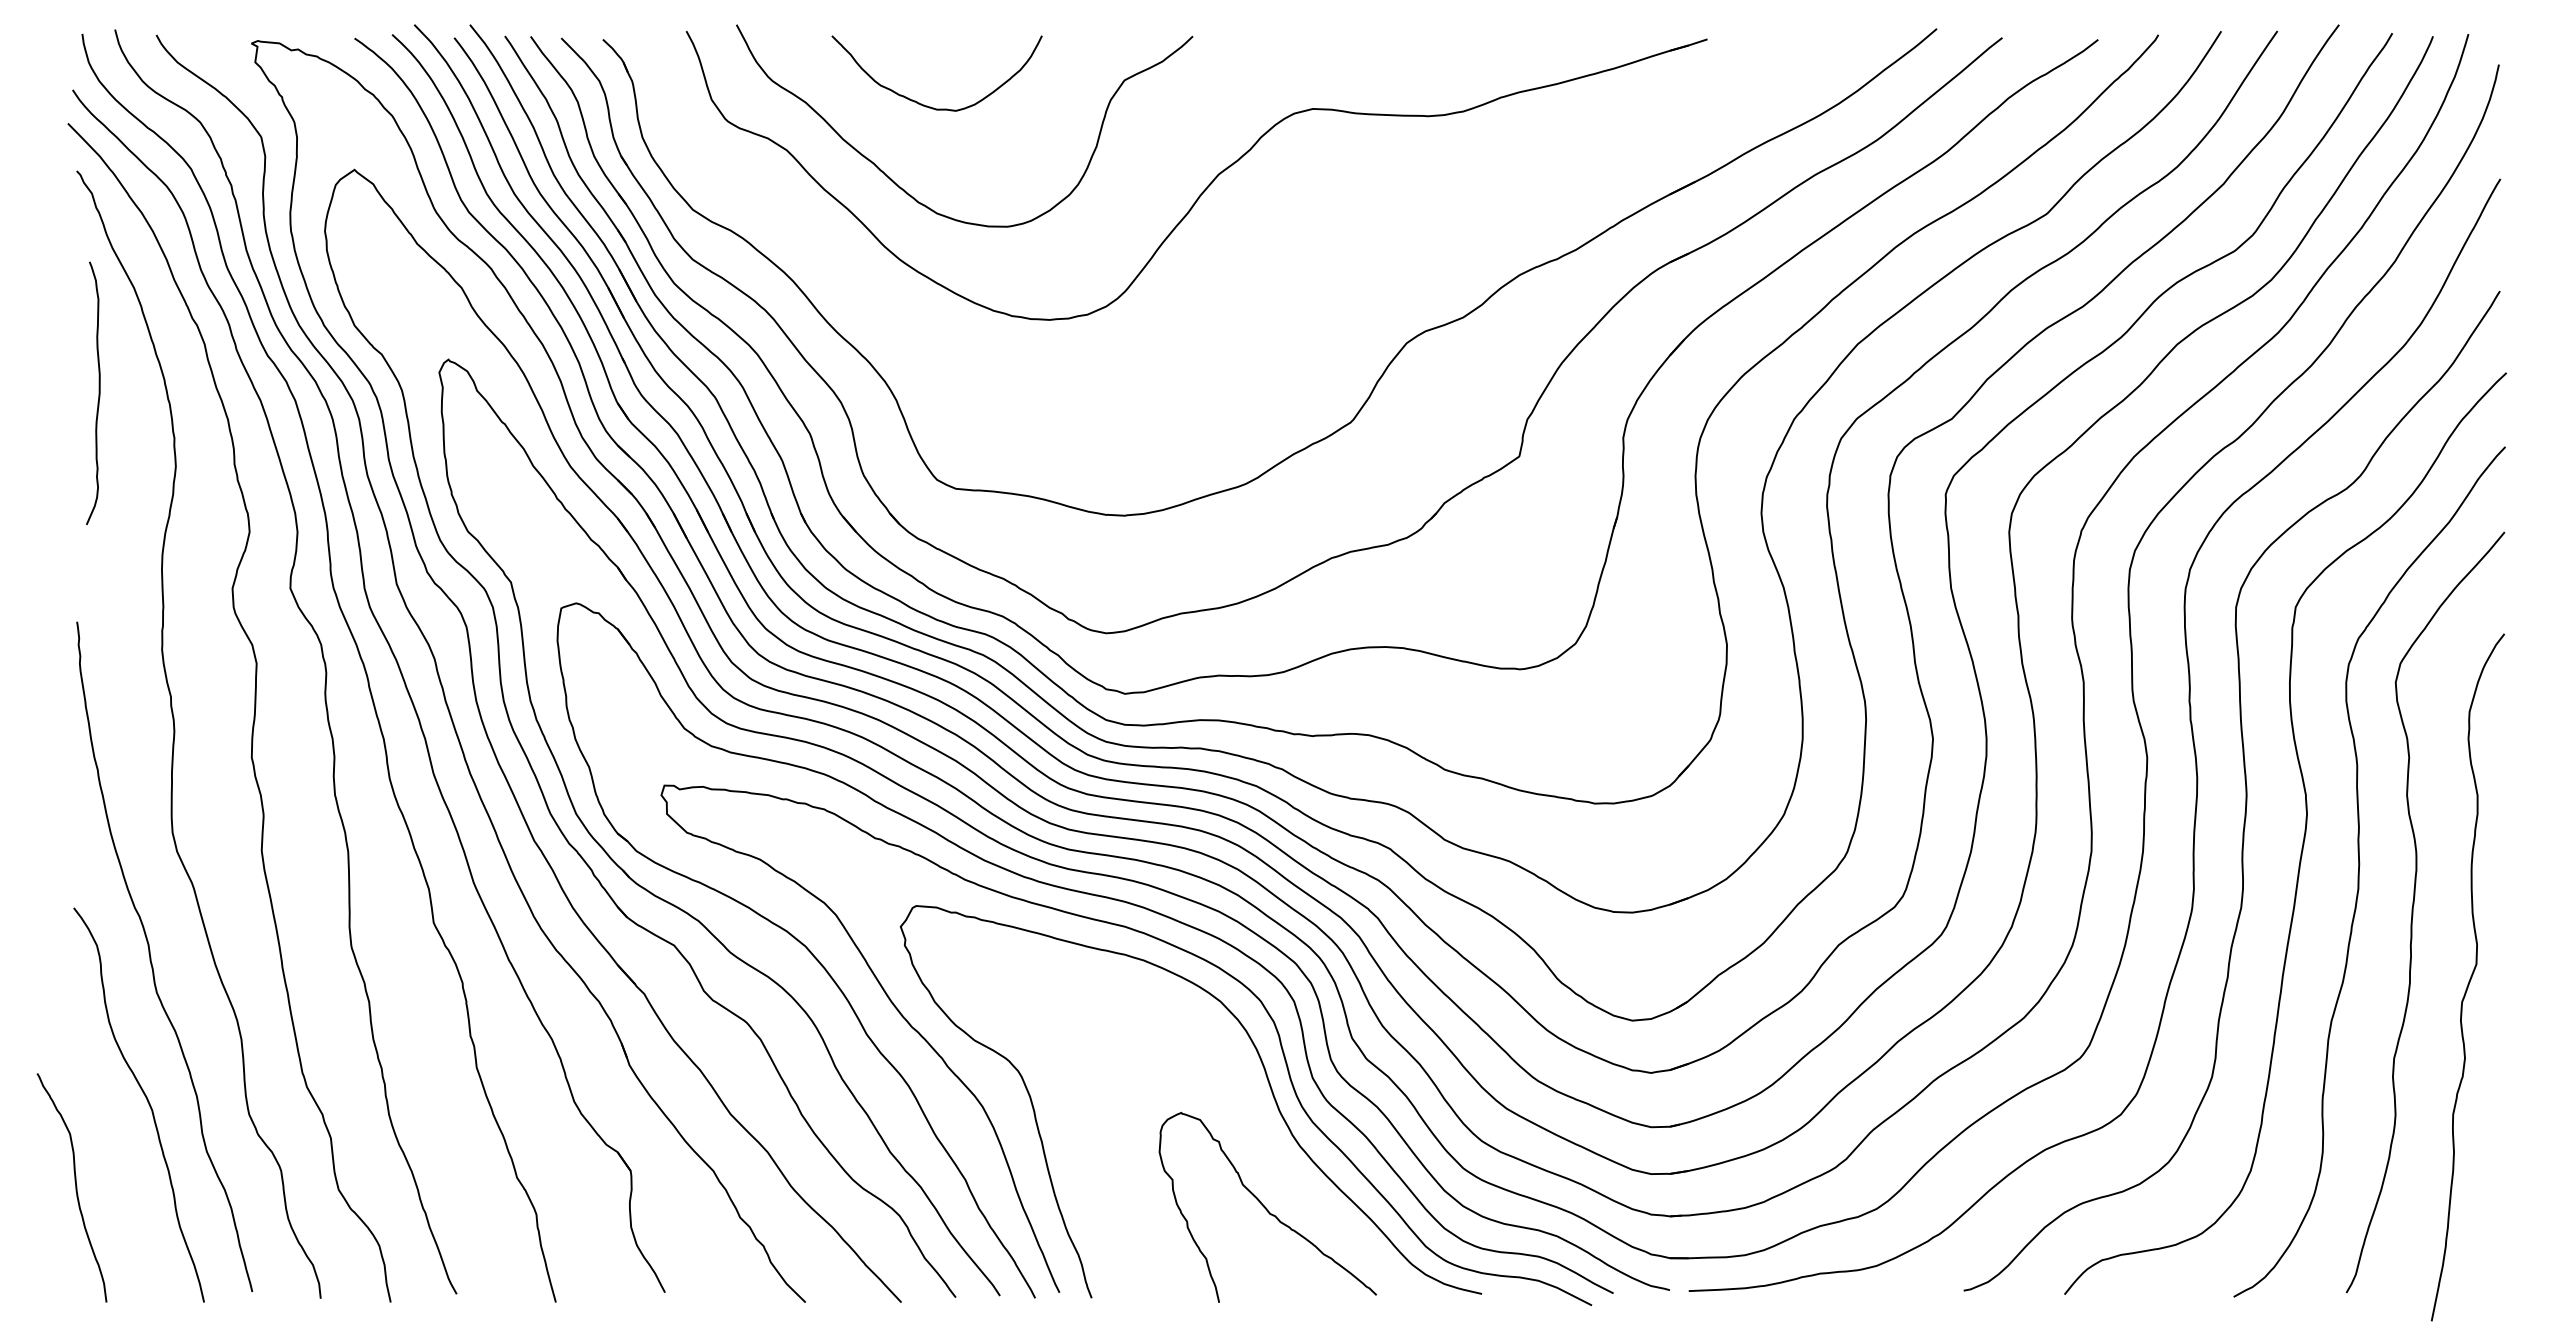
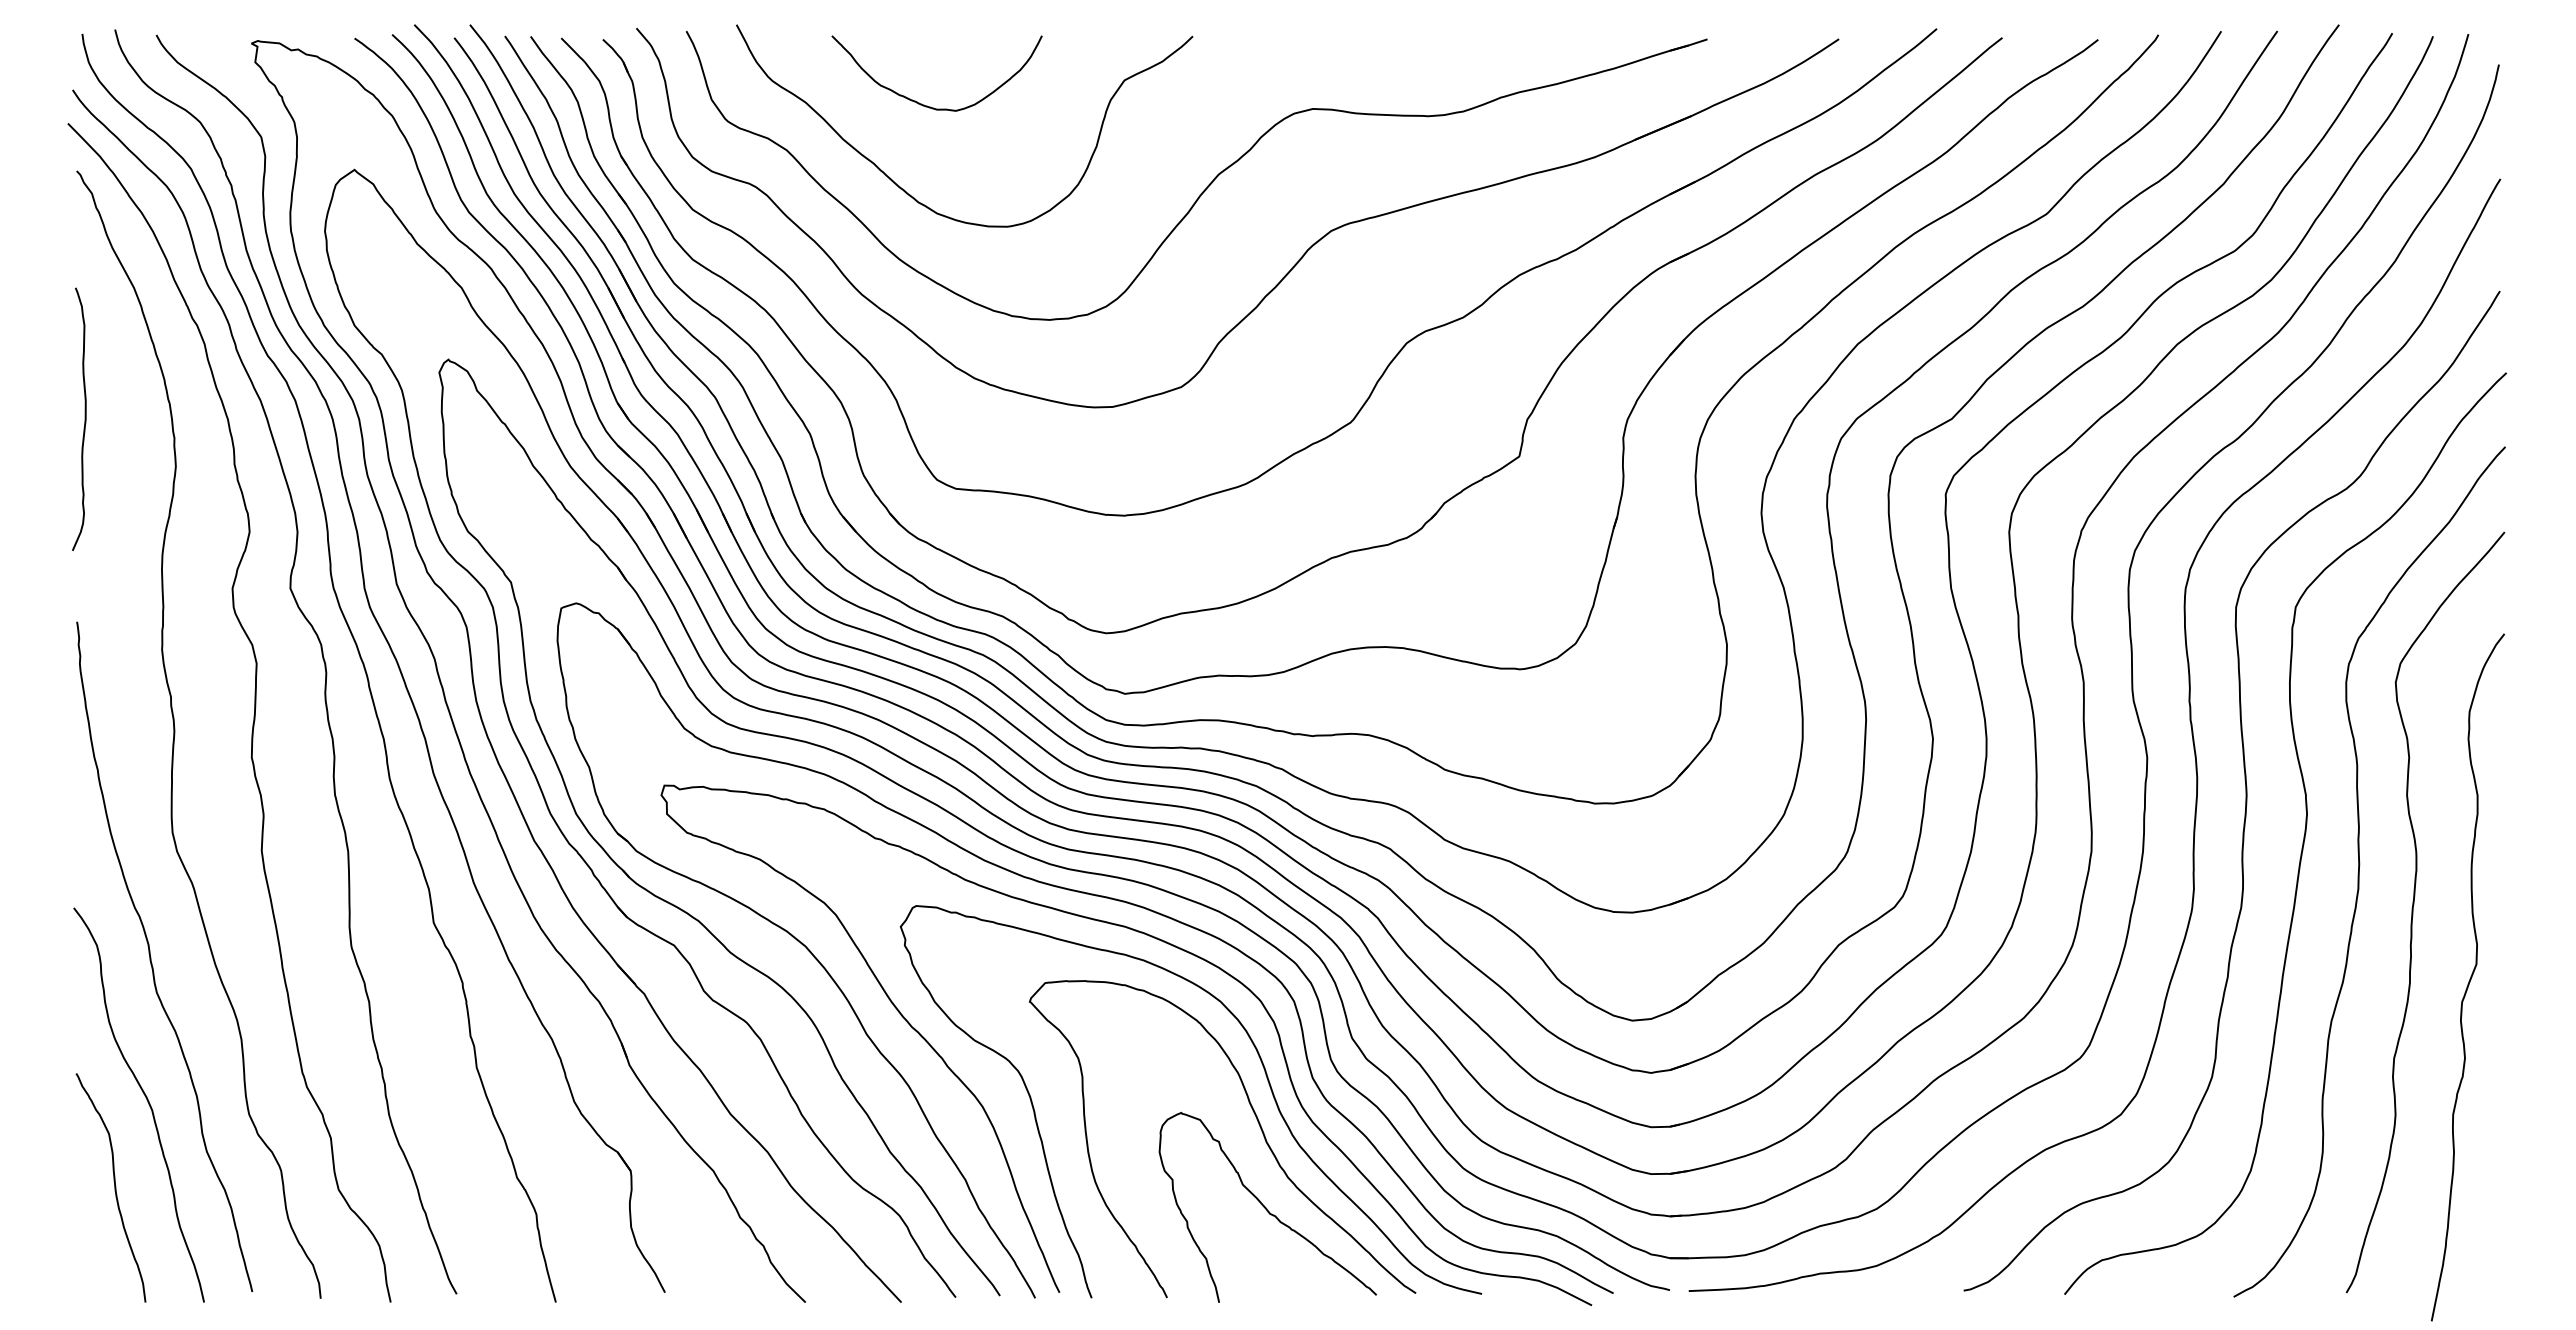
part: none -> present (1292, 266)
curve position: (98, 392) -> (84, 418) (84, 418)
curve: none -> present (1258, 1124)
curve position: (75, 1187) -> (114, 1187) (114, 1187)
